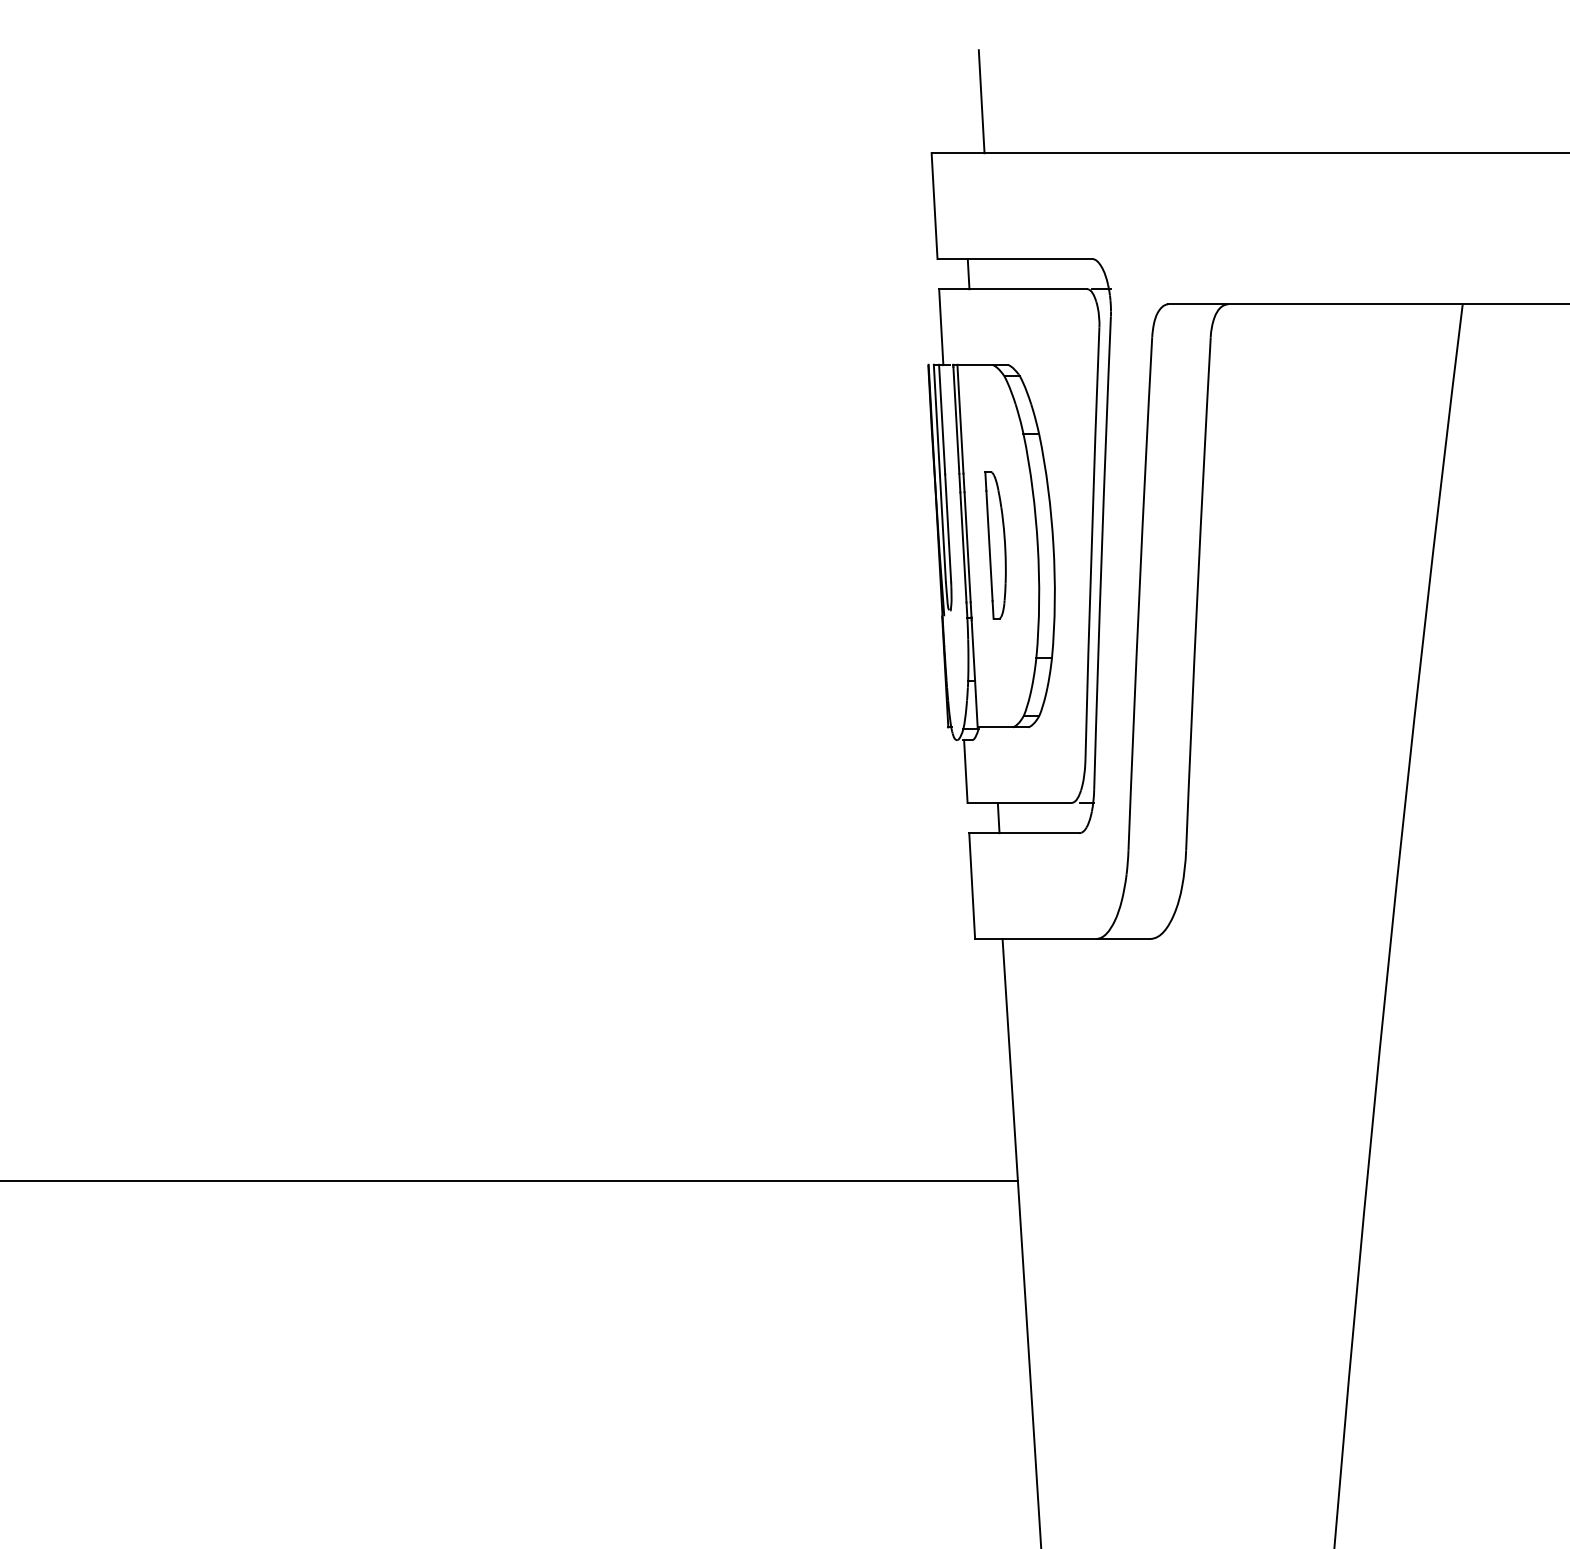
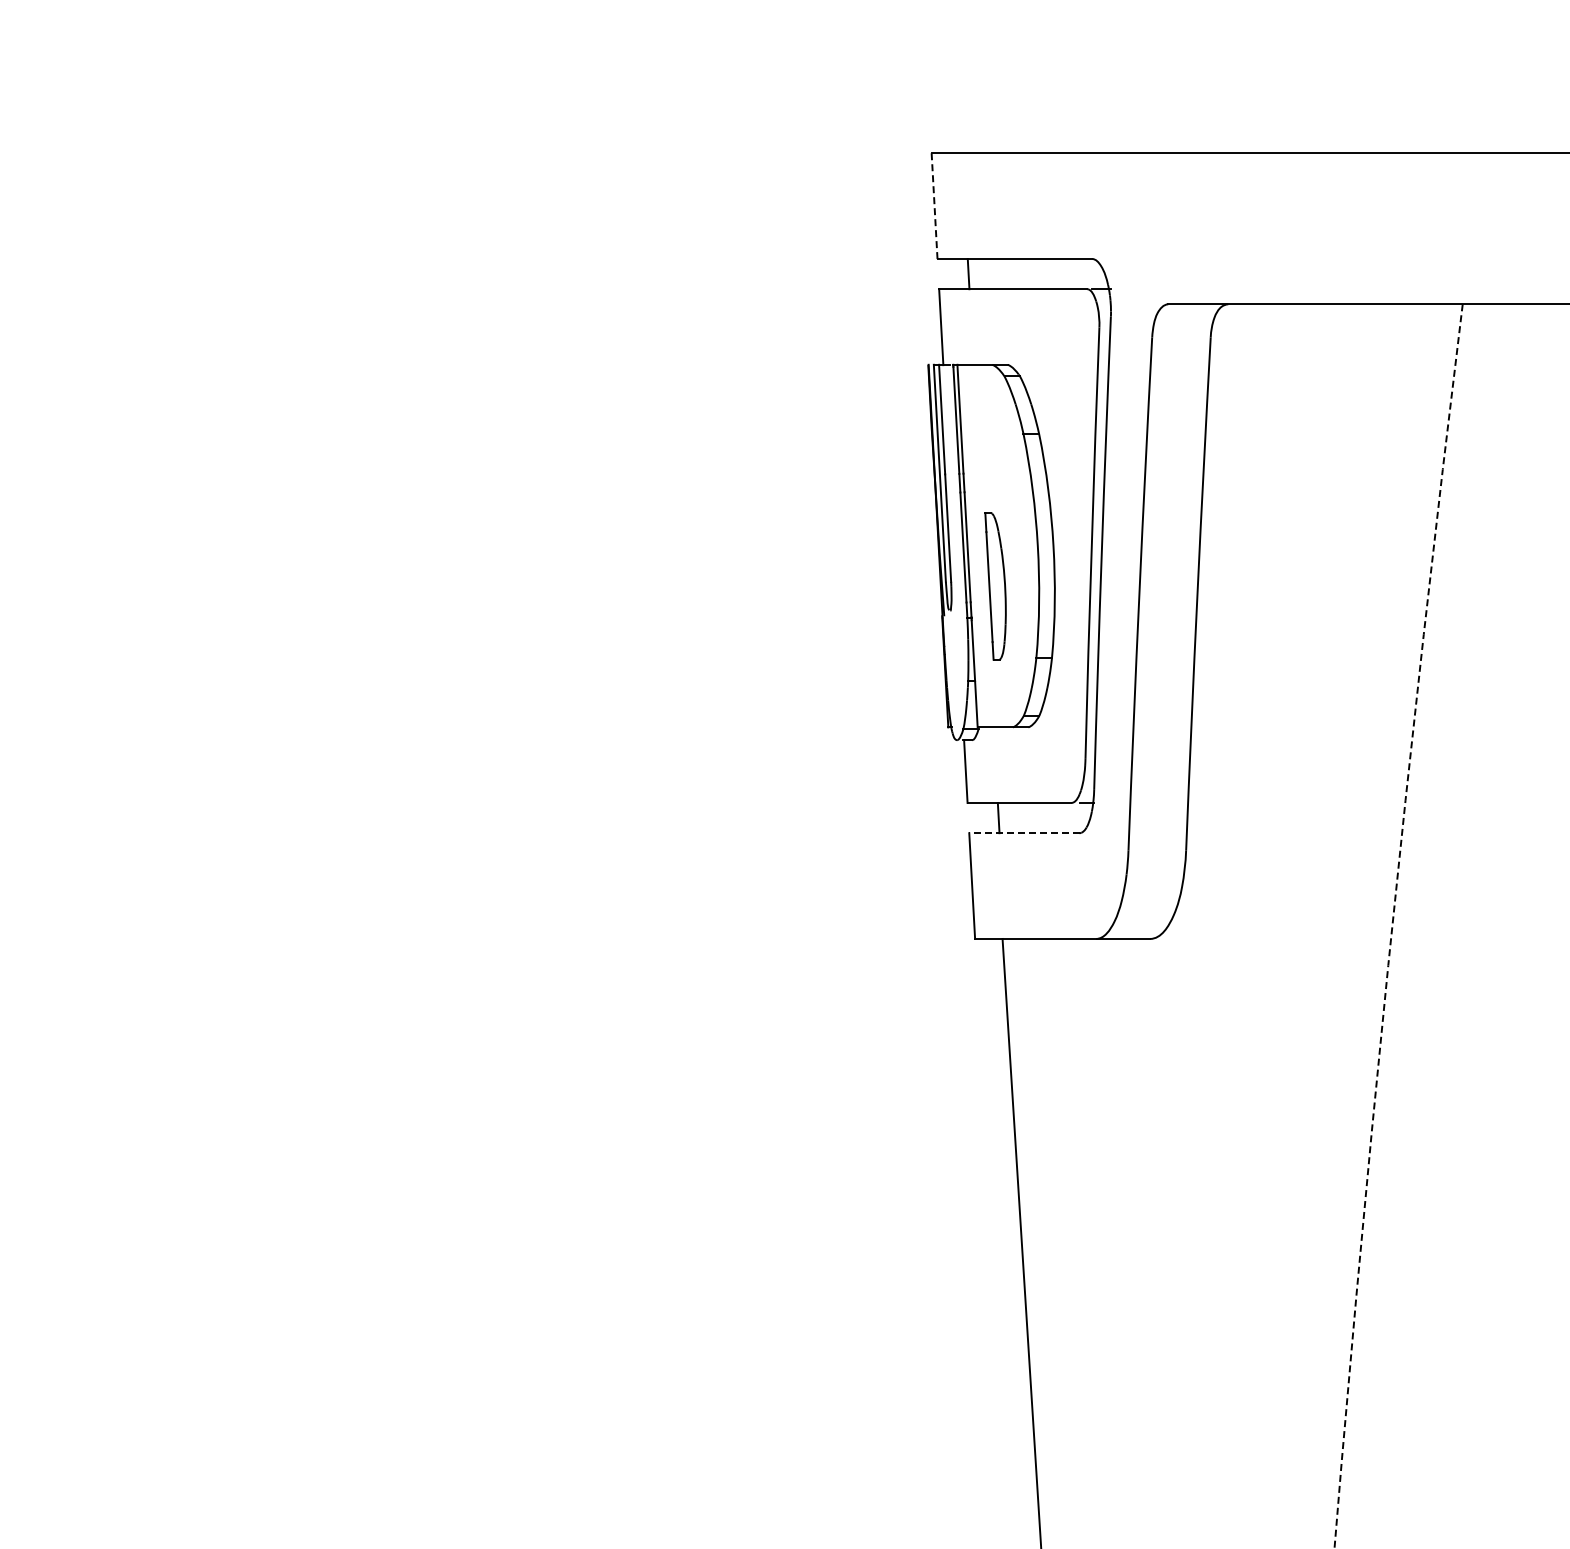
line: present -> none (981, 101)
line: solid -> dashed (934, 206)
part position: (995, 545) -> (995, 586) (995, 586)
line: solid -> dashed (1023, 833)
arc: solid -> dashed (1392, 926)
line: present -> none (509, 1180)
